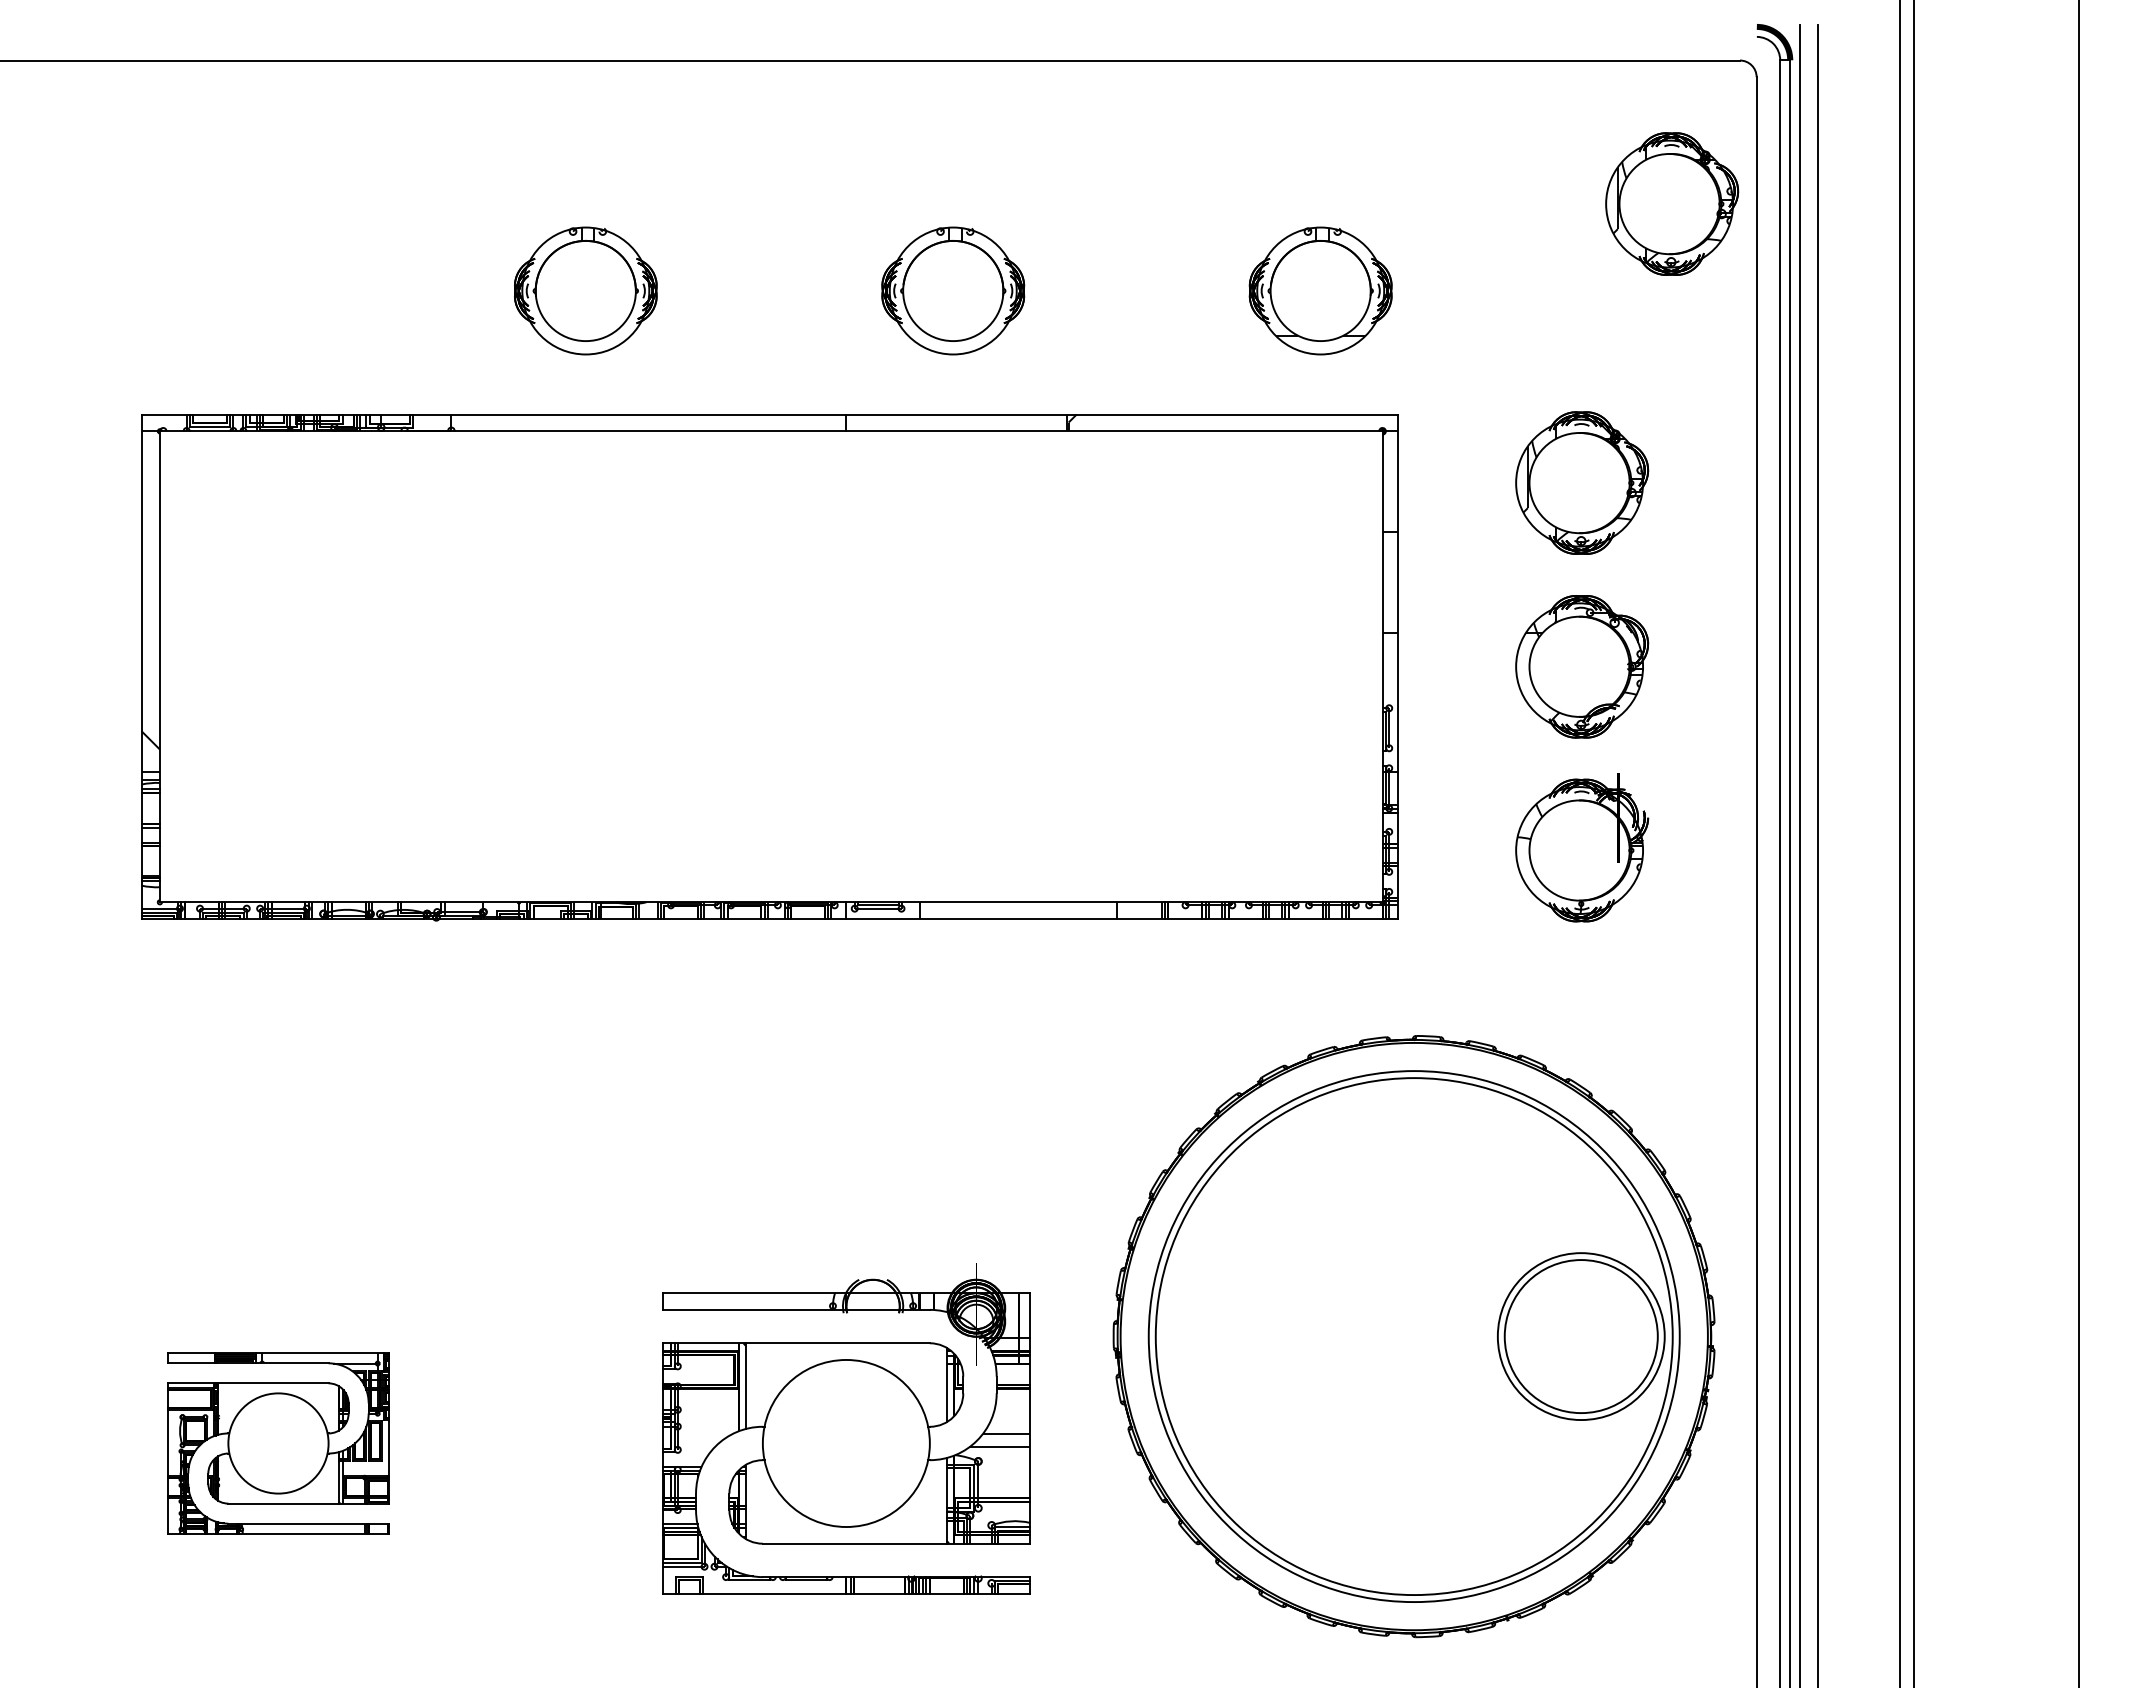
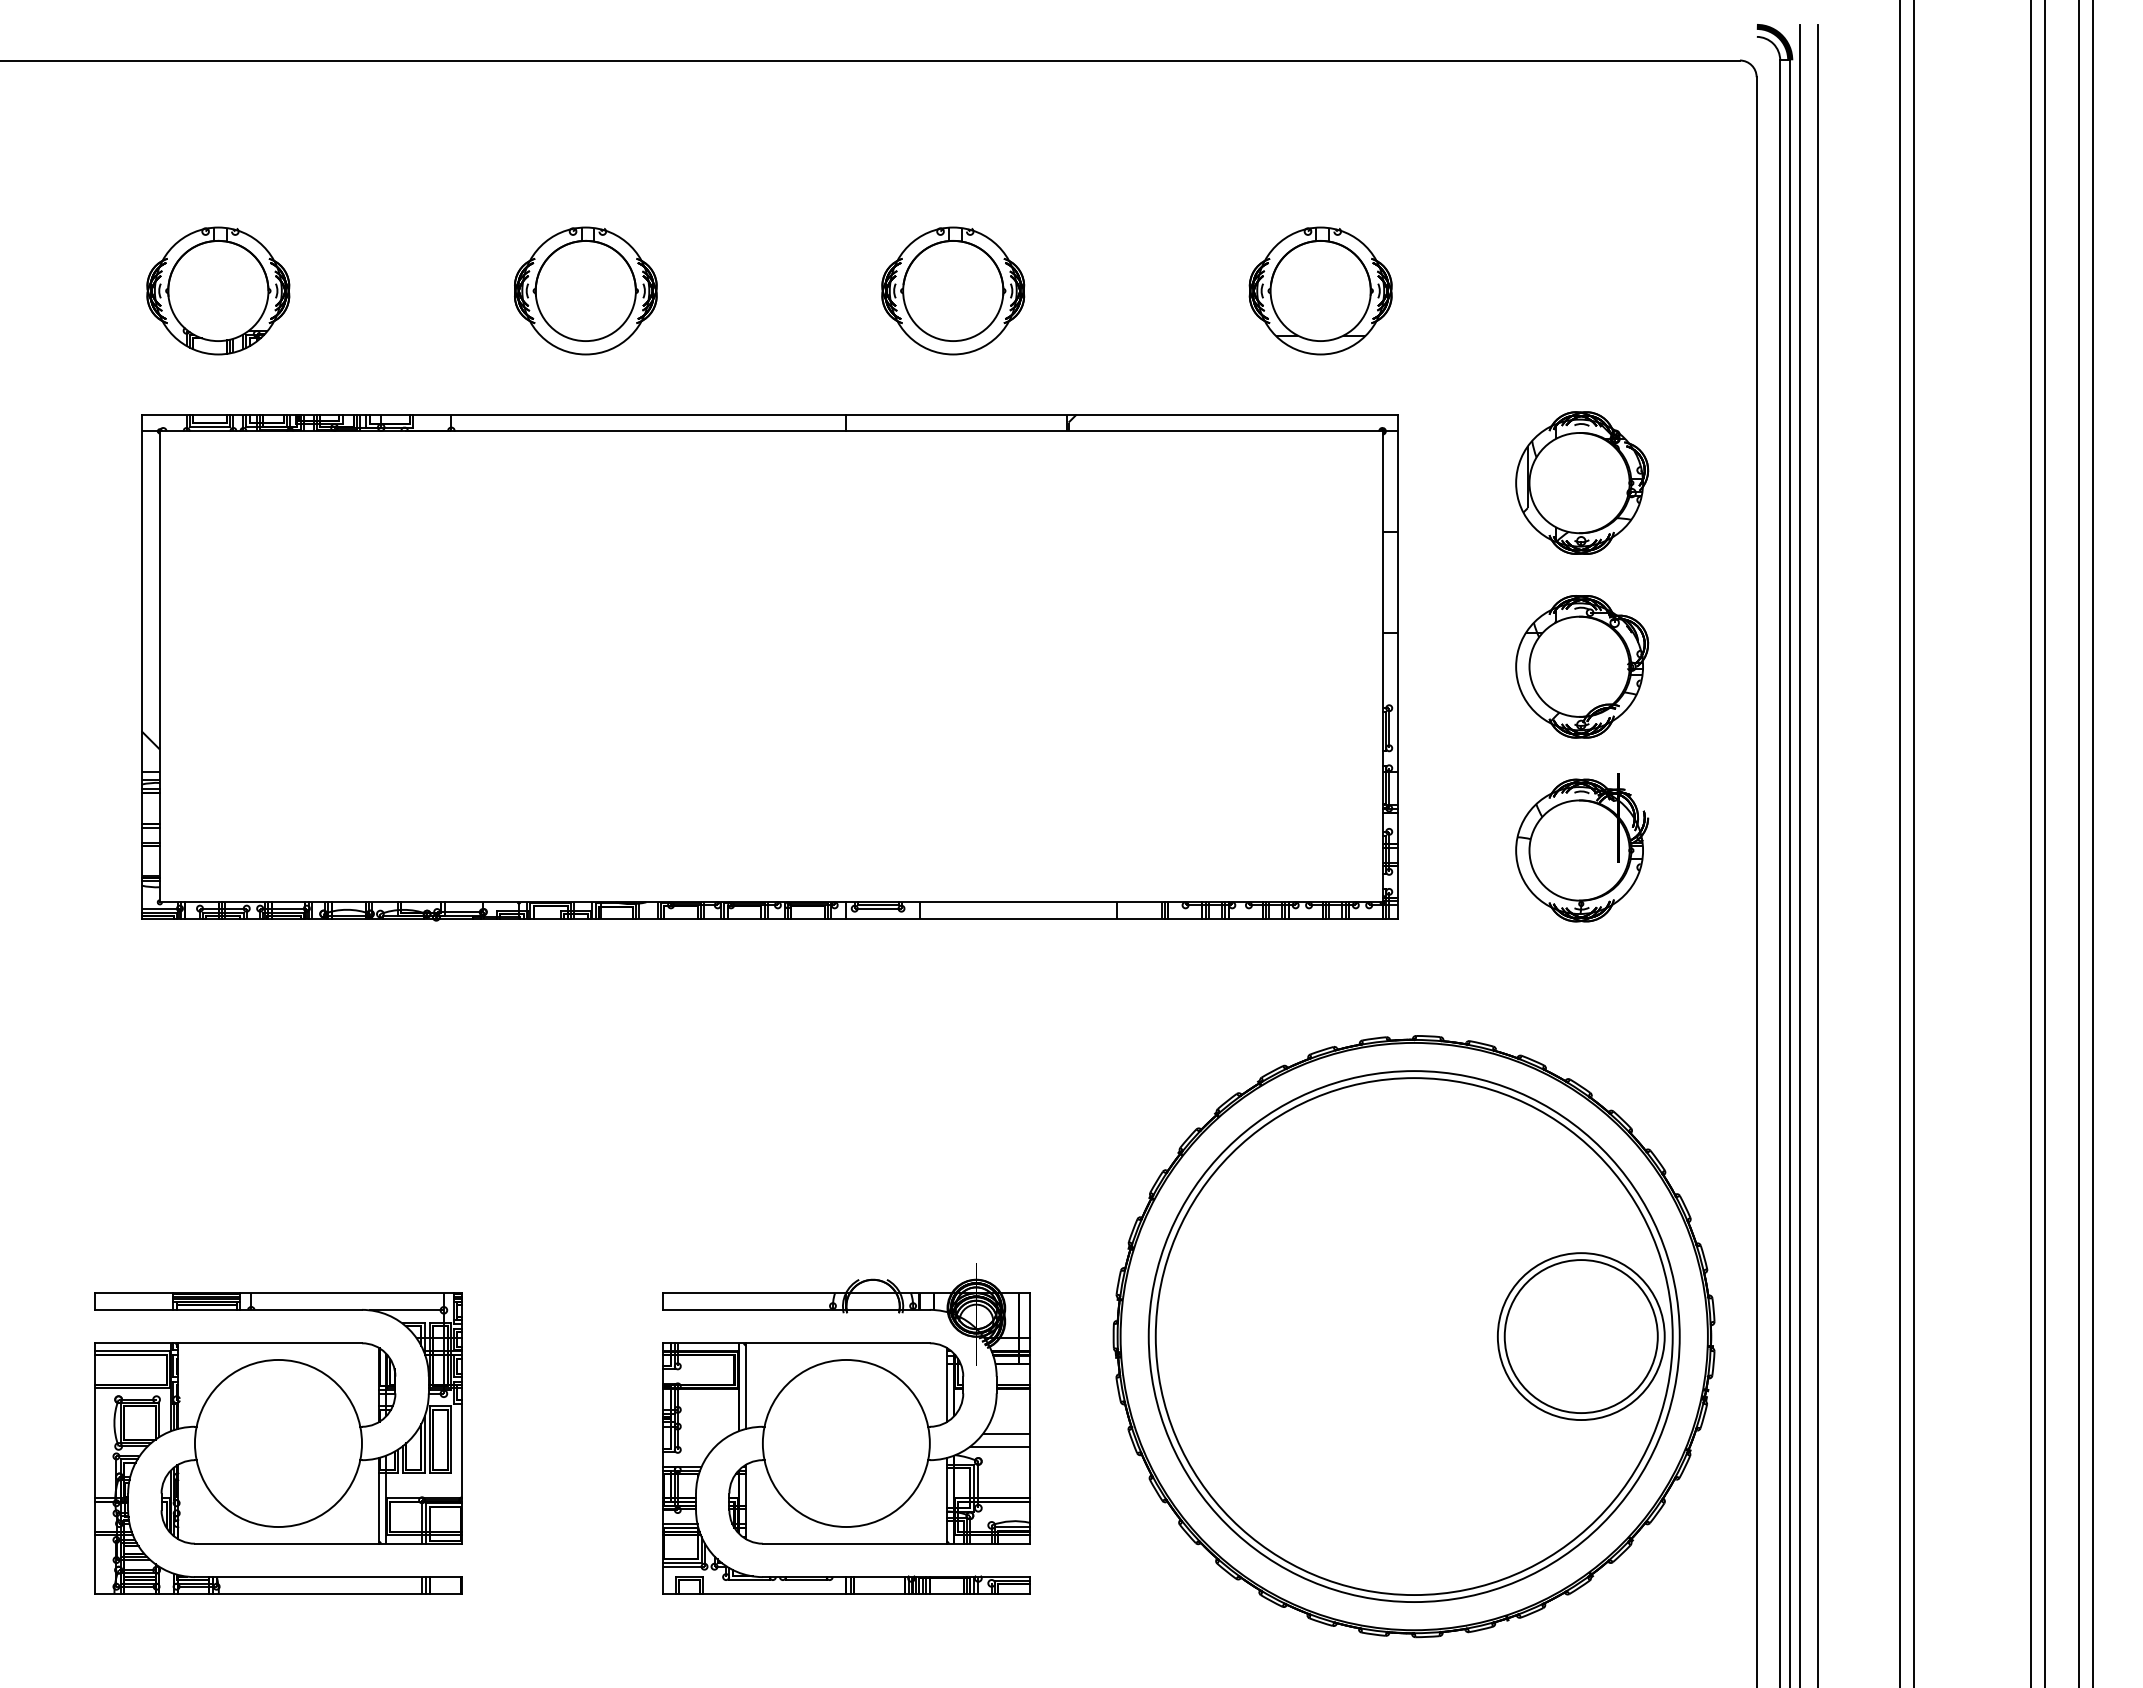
part: present -> none (1672, 203)
part: none -> present (218, 290)
line: none -> present (2030, 843)
line: none -> present (2045, 843)
line: none -> present (2092, 843)
part size: 223x183 px -> 369x303 px (278, 1443)
